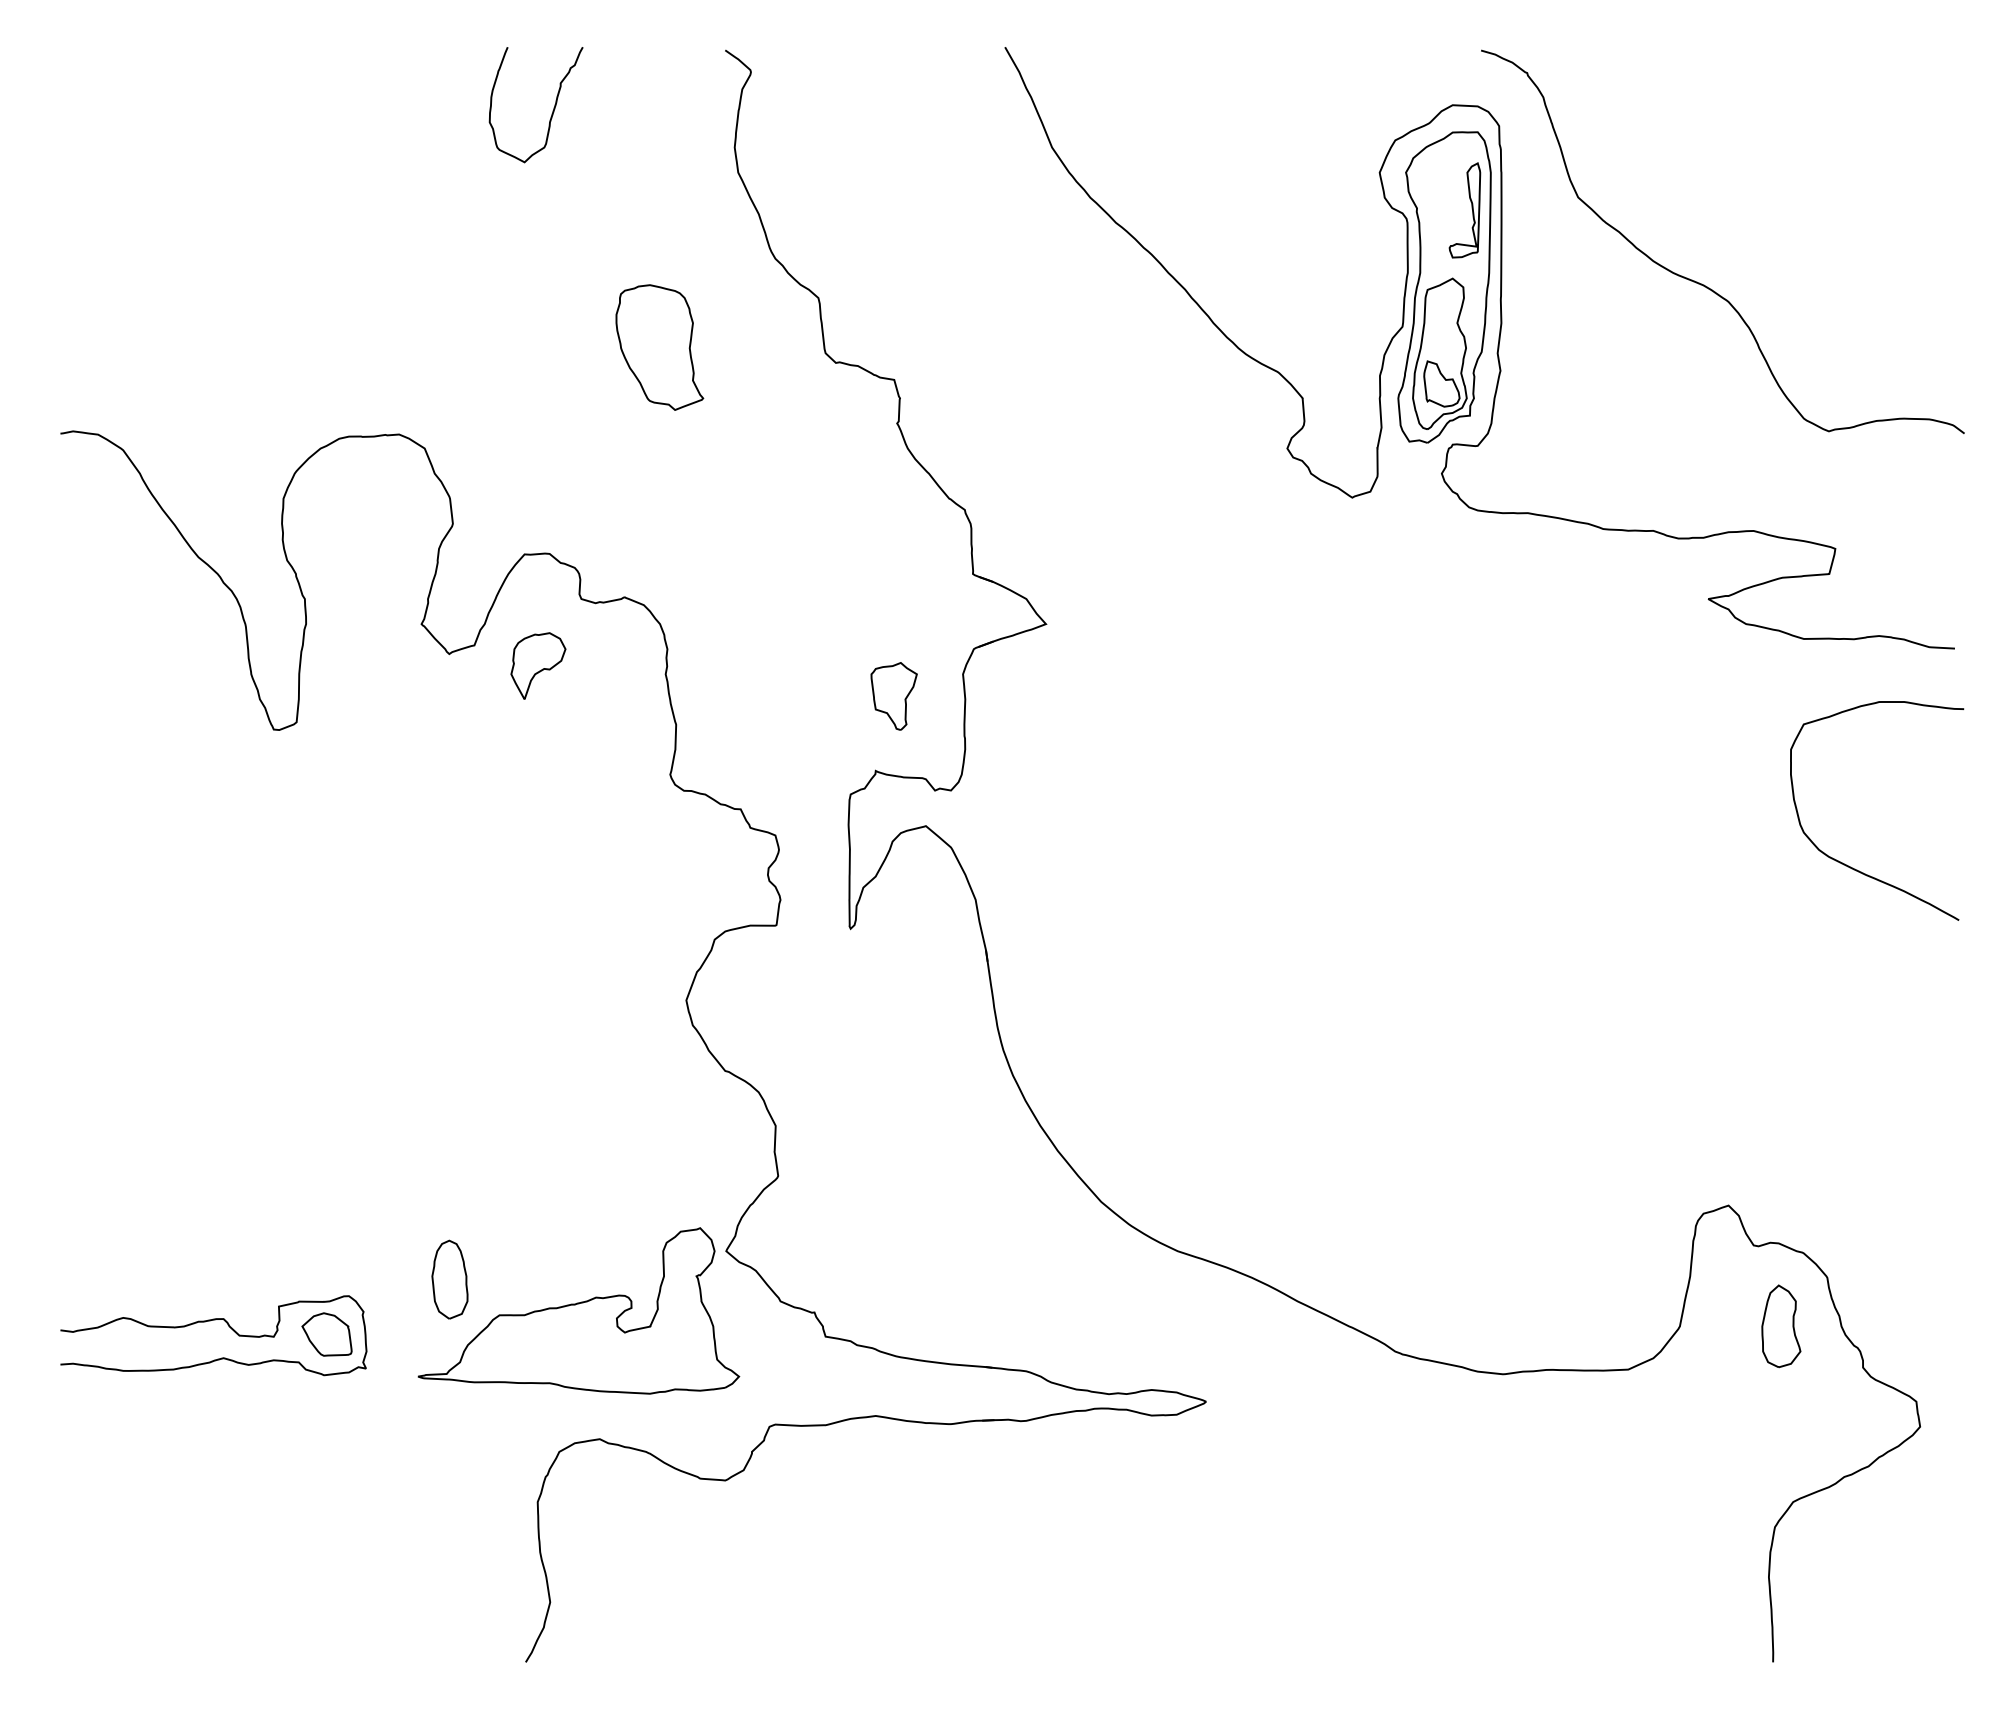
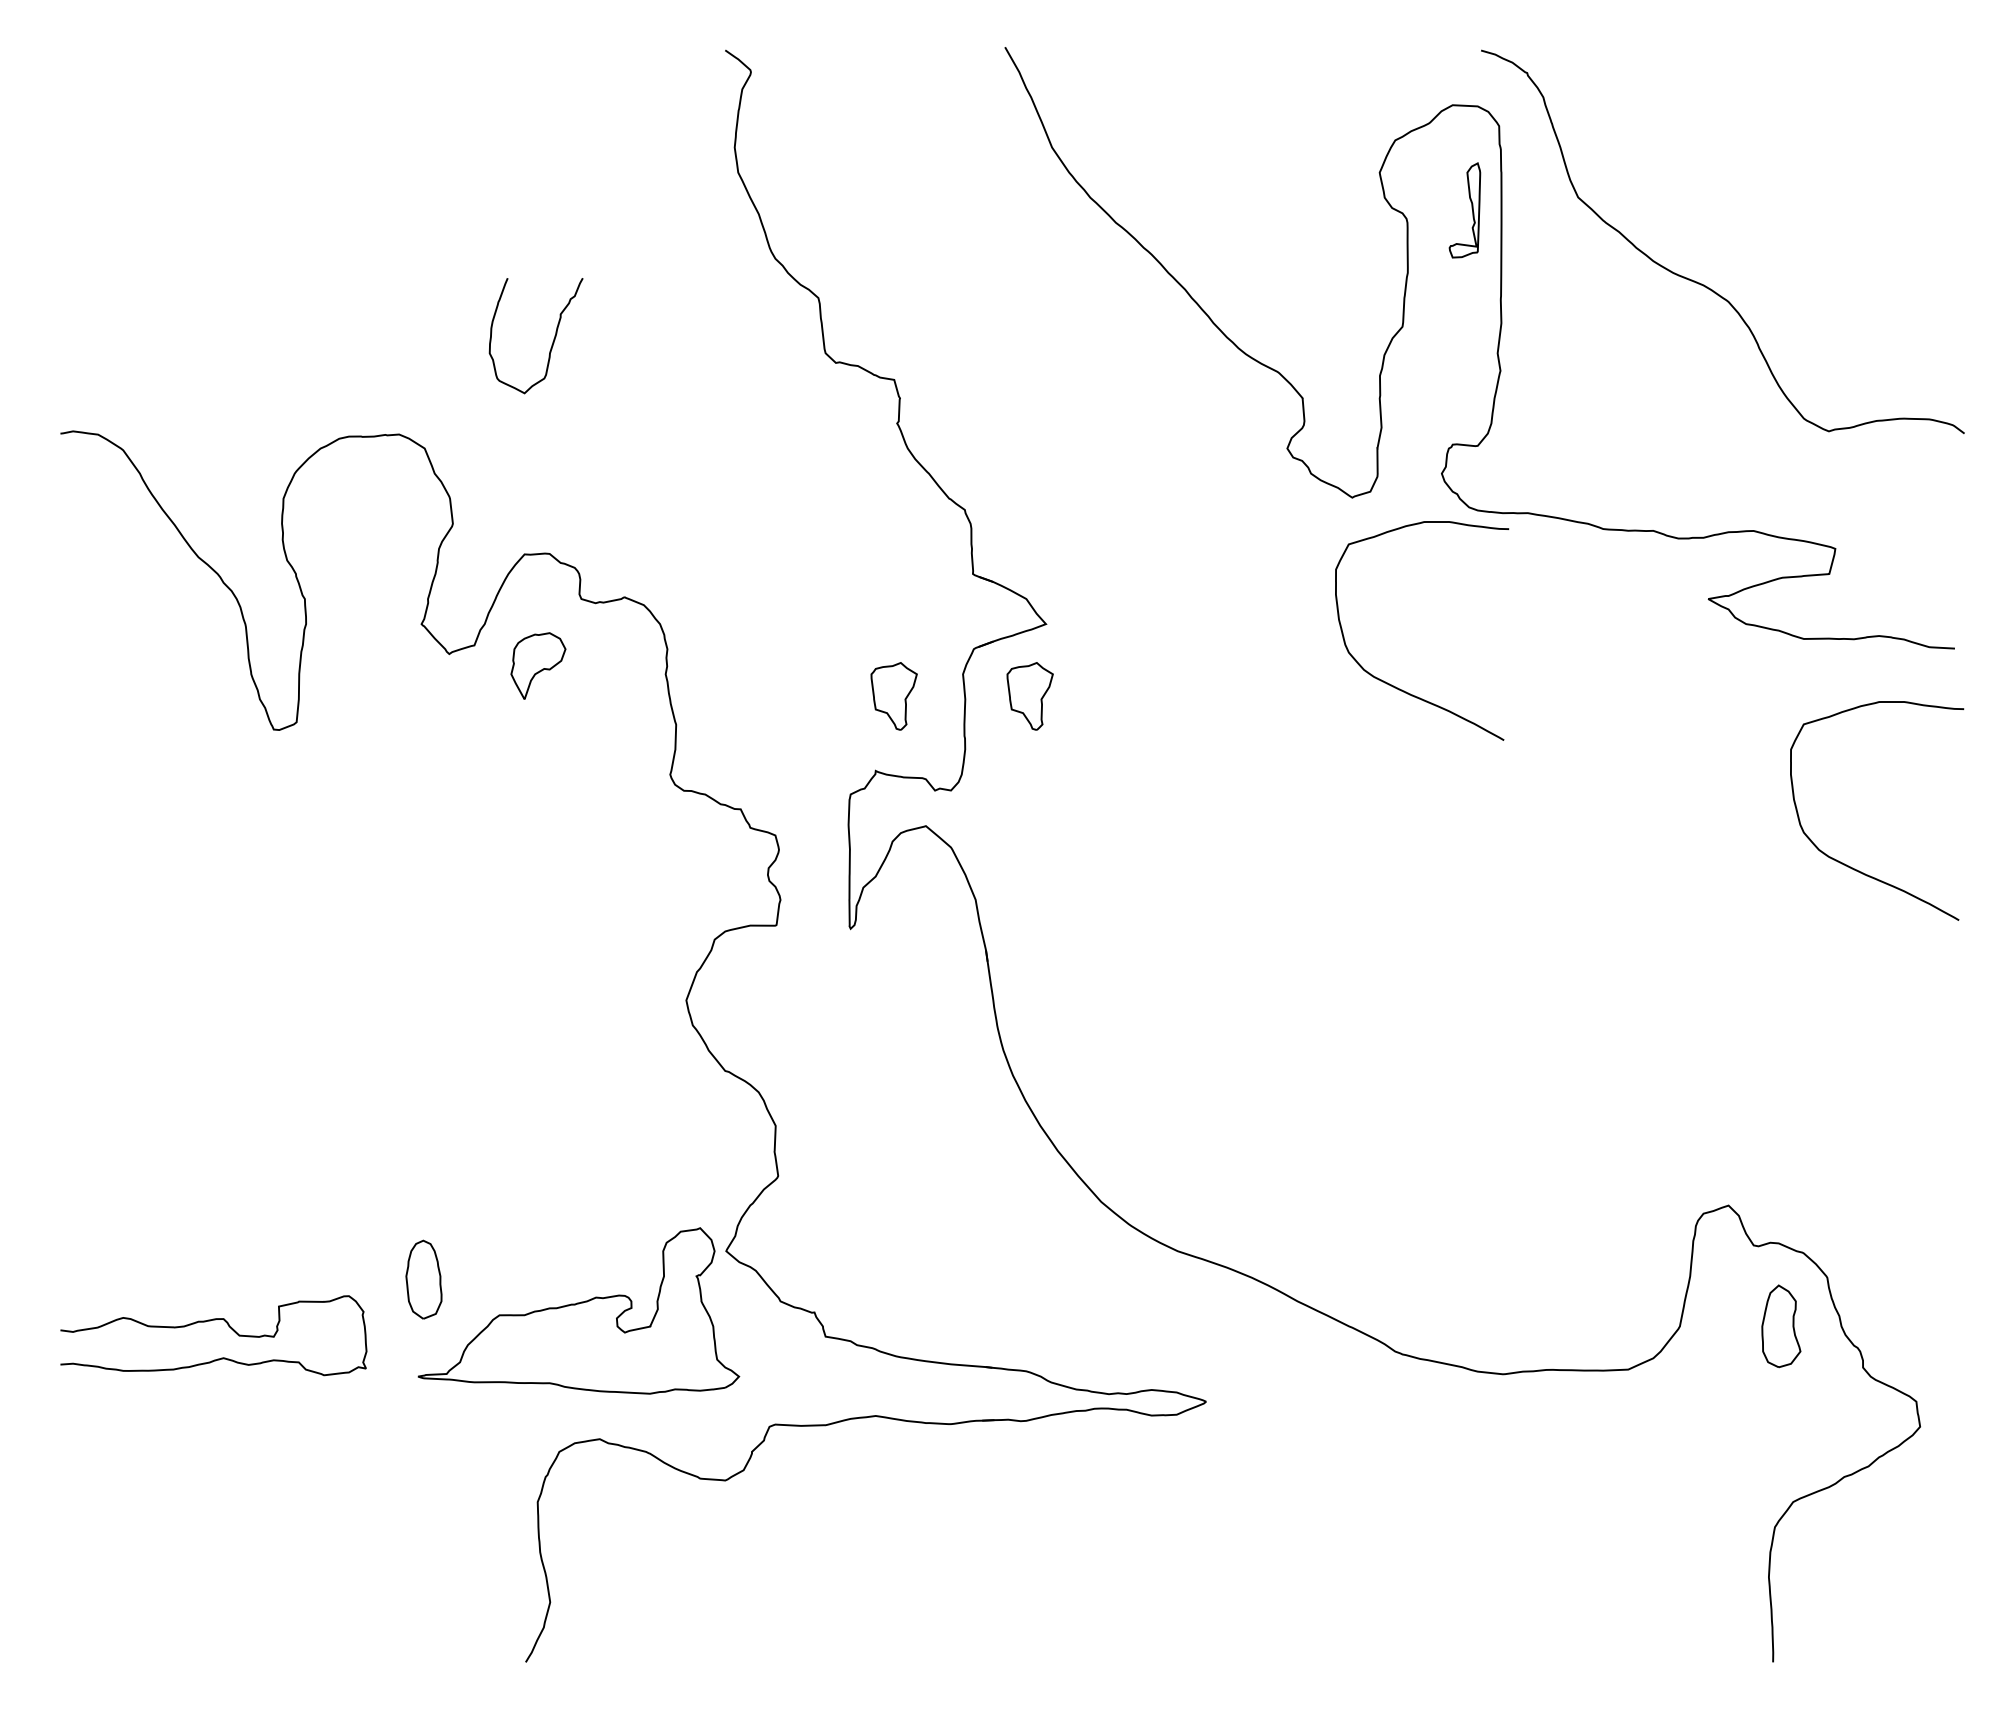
curve position: (552, 110) -> (552, 341) (552, 341)
part: present -> none (1444, 287)
part: present -> none (659, 347)
curve: none -> present (1395, 686)
part: none -> present (1029, 696)
part position: (449, 1279) -> (423, 1279) (423, 1279)
part: present -> none (326, 1334)
